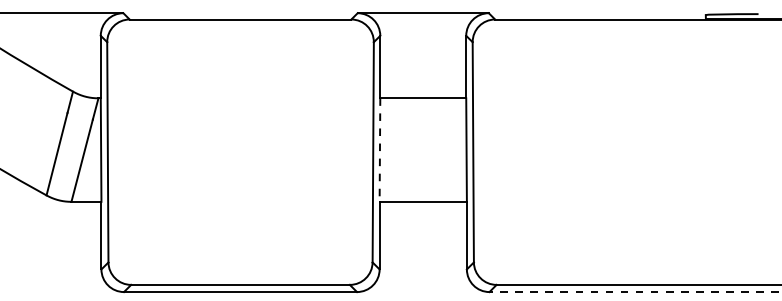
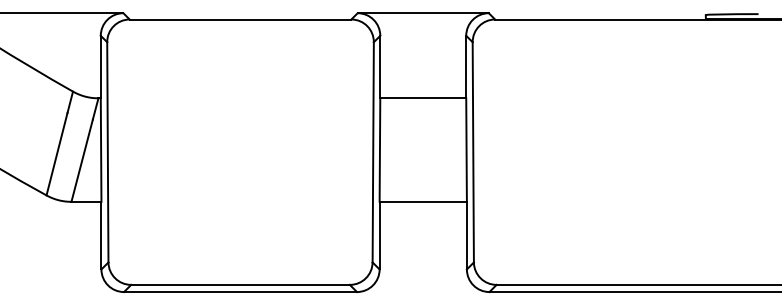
line: dashed -> solid (379, 150)
line: dashed -> solid (635, 292)
